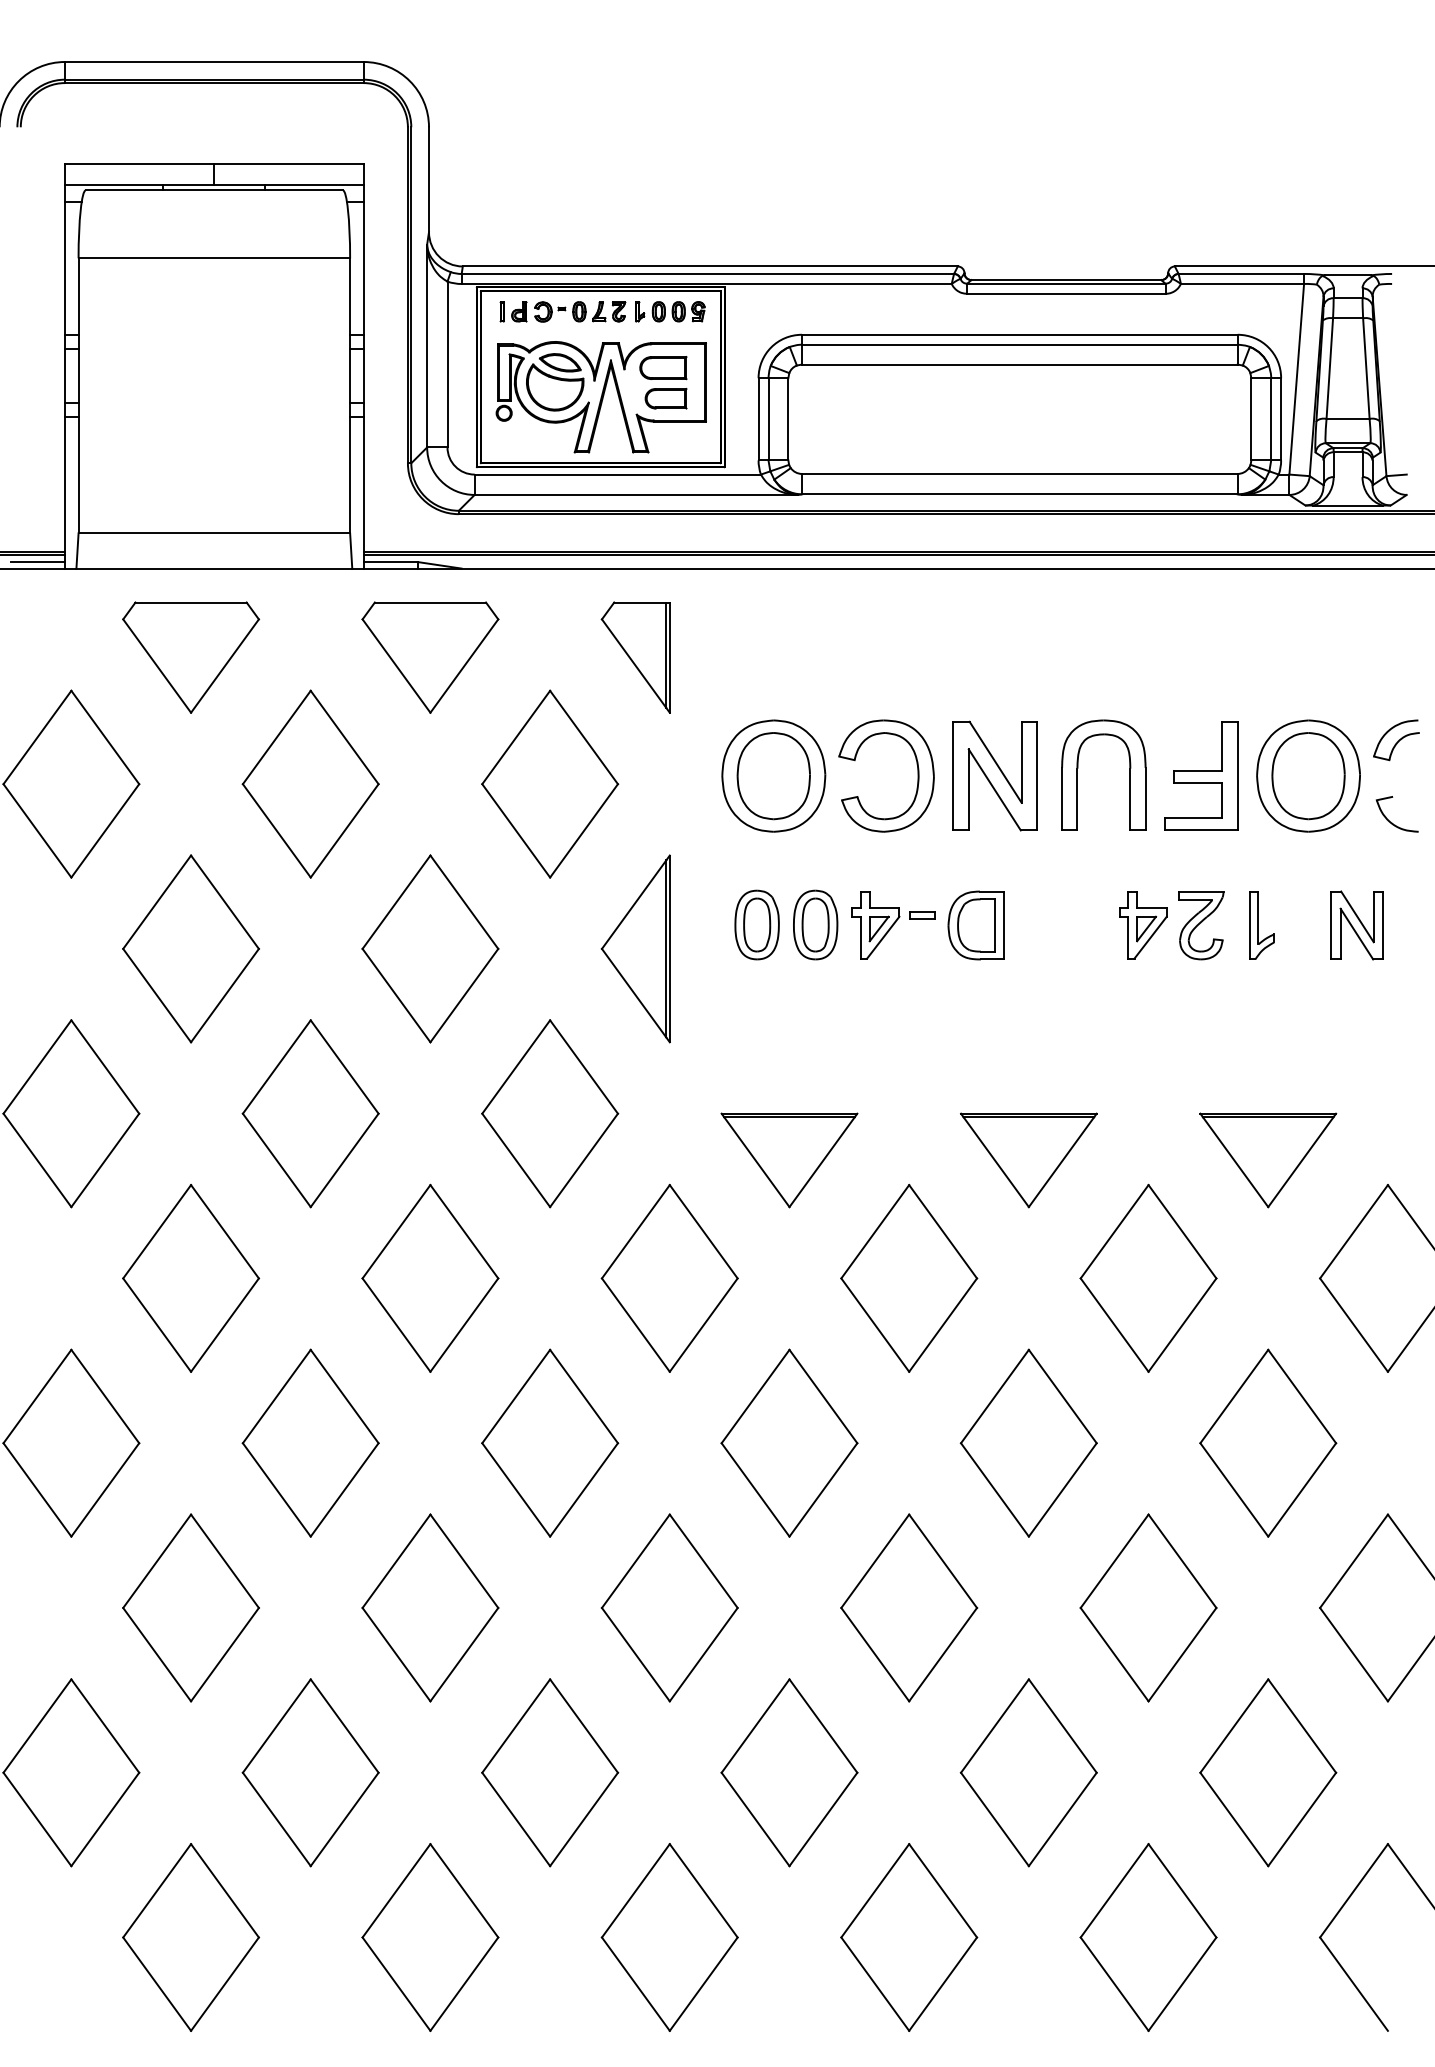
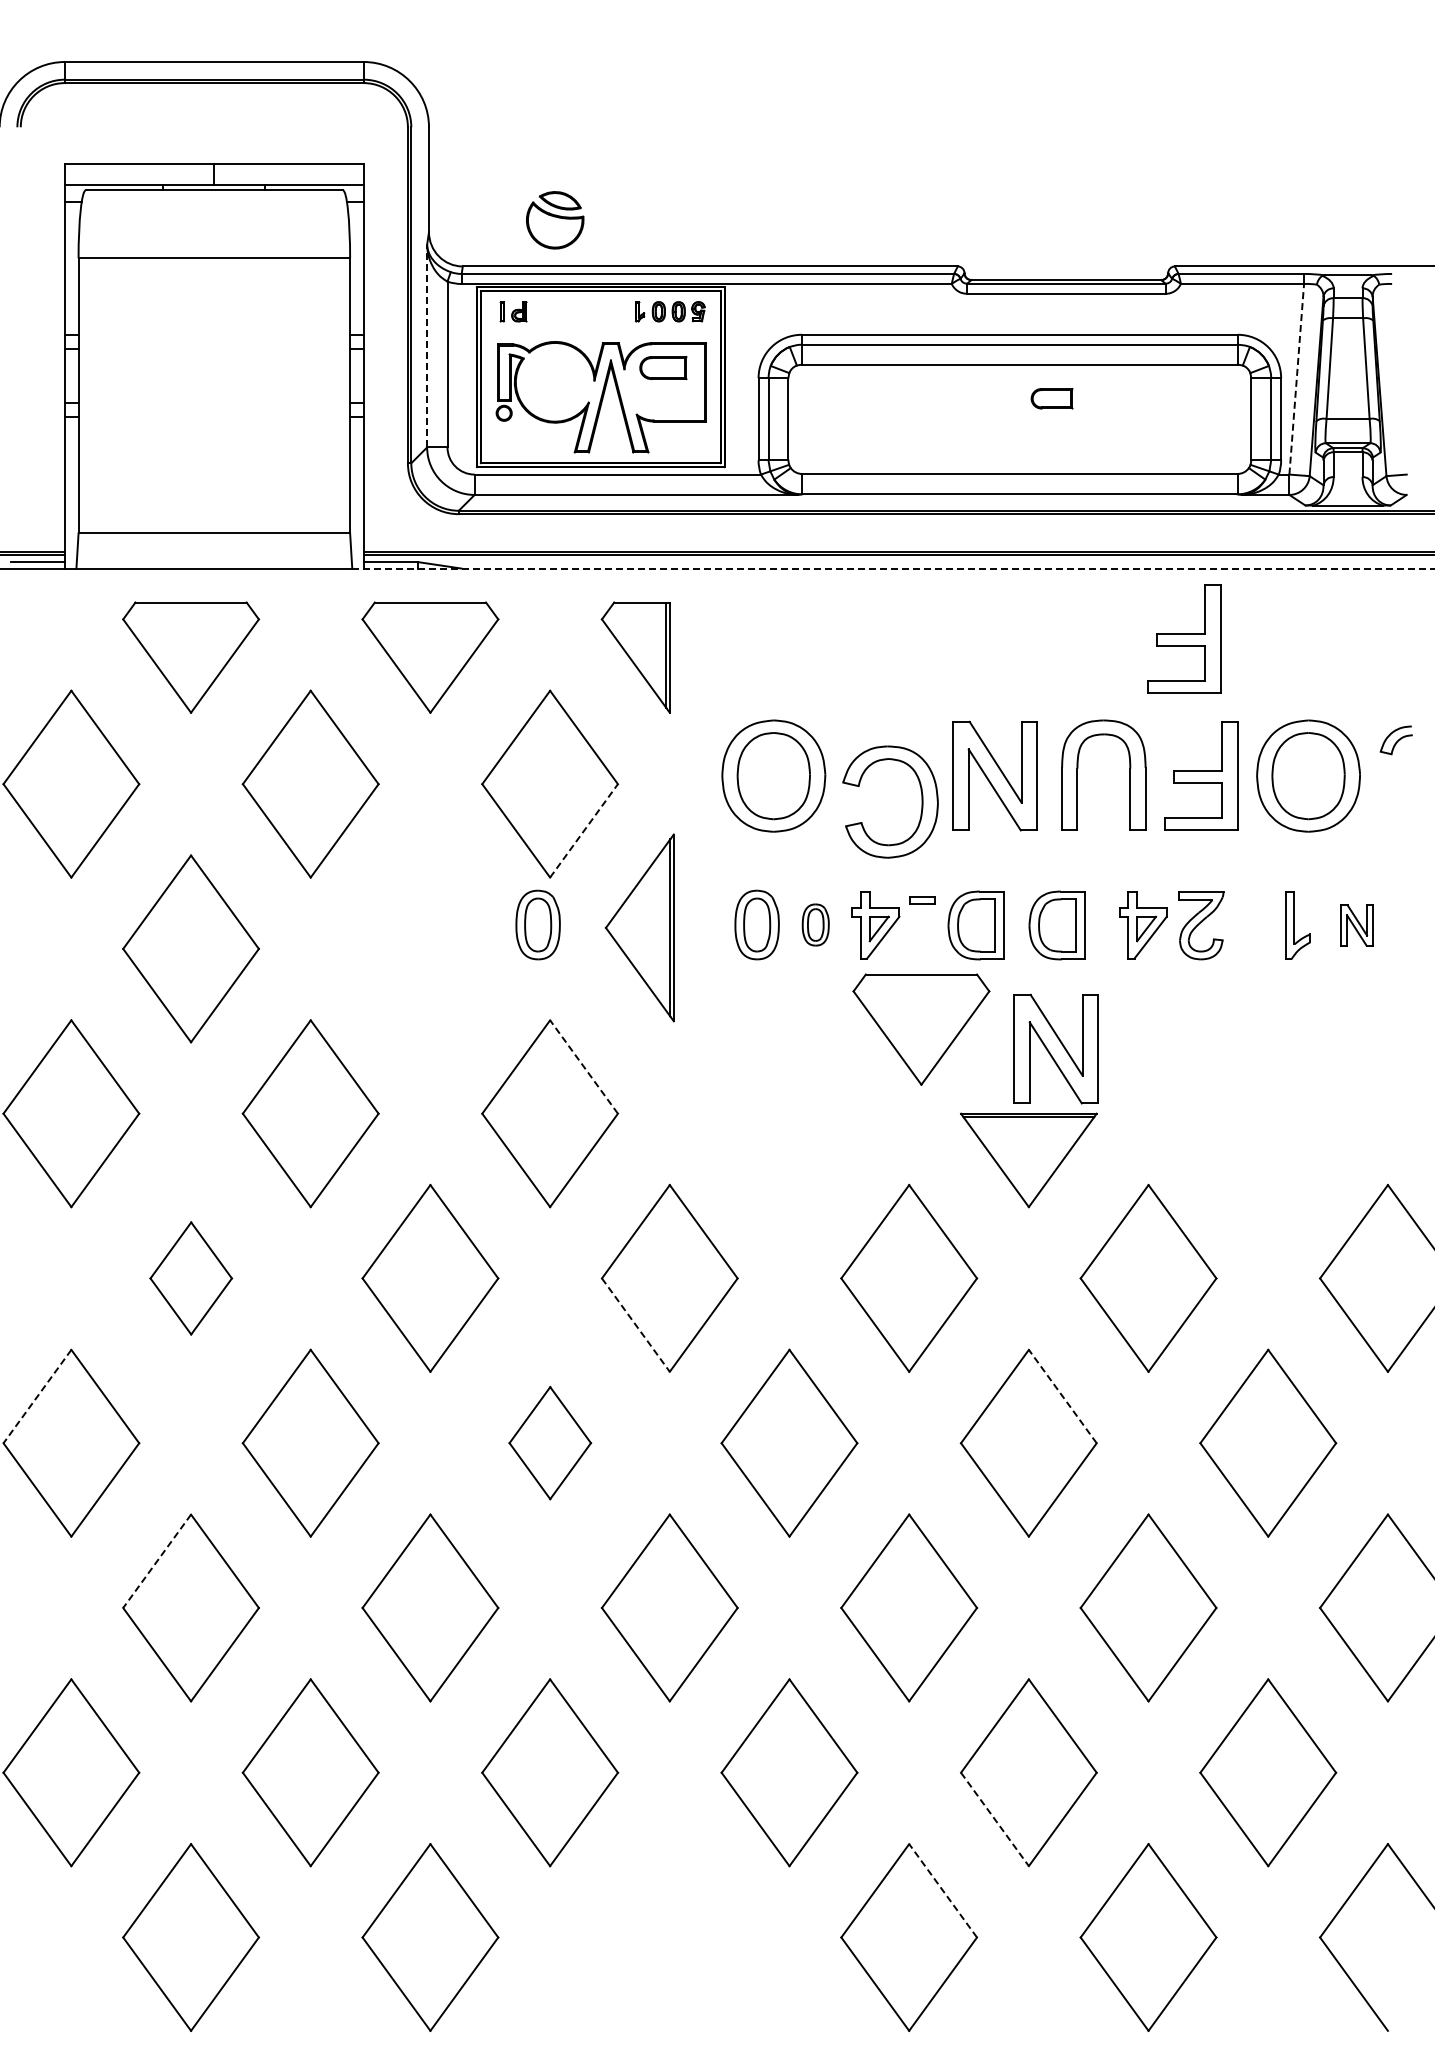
part: present -> none (580, 311)
line: solid -> dashed (427, 345)
line: solid -> dashed (1296, 379)
part position: (555, 382) -> (555, 220) (555, 220)
part position: (665, 398) -> (1051, 398) (1051, 398)
line: solid -> dashed (893, 568)
part: none -> present (1184, 638)
part size: 47x43 px -> 34x31 px (1395, 740)
part position: (917, 775) -> (921, 801) (921, 801)
part: present -> none (1392, 822)
line: solid -> dashed (584, 830)
part position: (922, 915) -> (922, 900) (922, 900)
part: none -> present (537, 924)
part size: 46x72 px -> 29x44 px (815, 924)
part: none -> present (1056, 925)
part position: (1261, 925) -> (1297, 925) (1297, 925)
part size: 54x71 px -> 34x43 px (1356, 925)
part: present -> none (430, 948)
part position: (635, 948) -> (639, 927) (639, 927)
part: none -> present (921, 1029)
part: none -> present (1055, 1048)
line: solid -> dashed (584, 1067)
part: present -> none (789, 1160)
part: present -> none (1268, 1160)
part size: 139x189 px -> 85x115 px (191, 1278)
line: solid -> dashed (635, 1325)
line: solid -> dashed (37, 1396)
line: solid -> dashed (1062, 1396)
part size: 139x190 px -> 85x115 px (550, 1443)
line: solid -> dashed (157, 1561)
line: solid -> dashed (994, 1819)
line: solid -> dashed (943, 1890)
part: present -> none (669, 1937)
